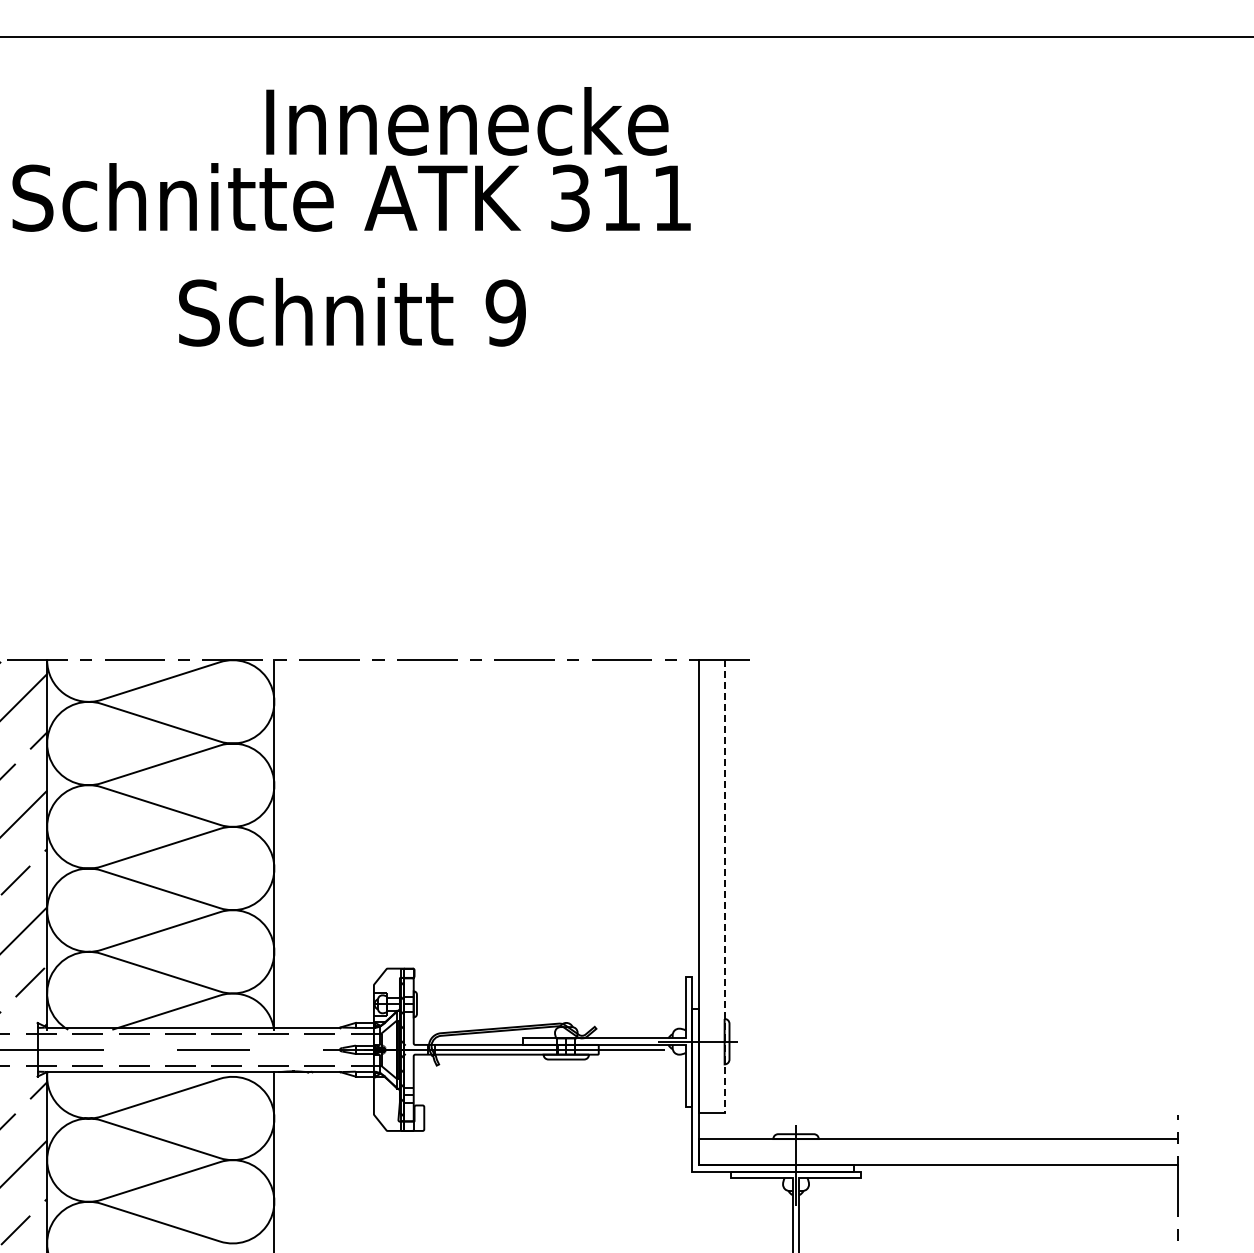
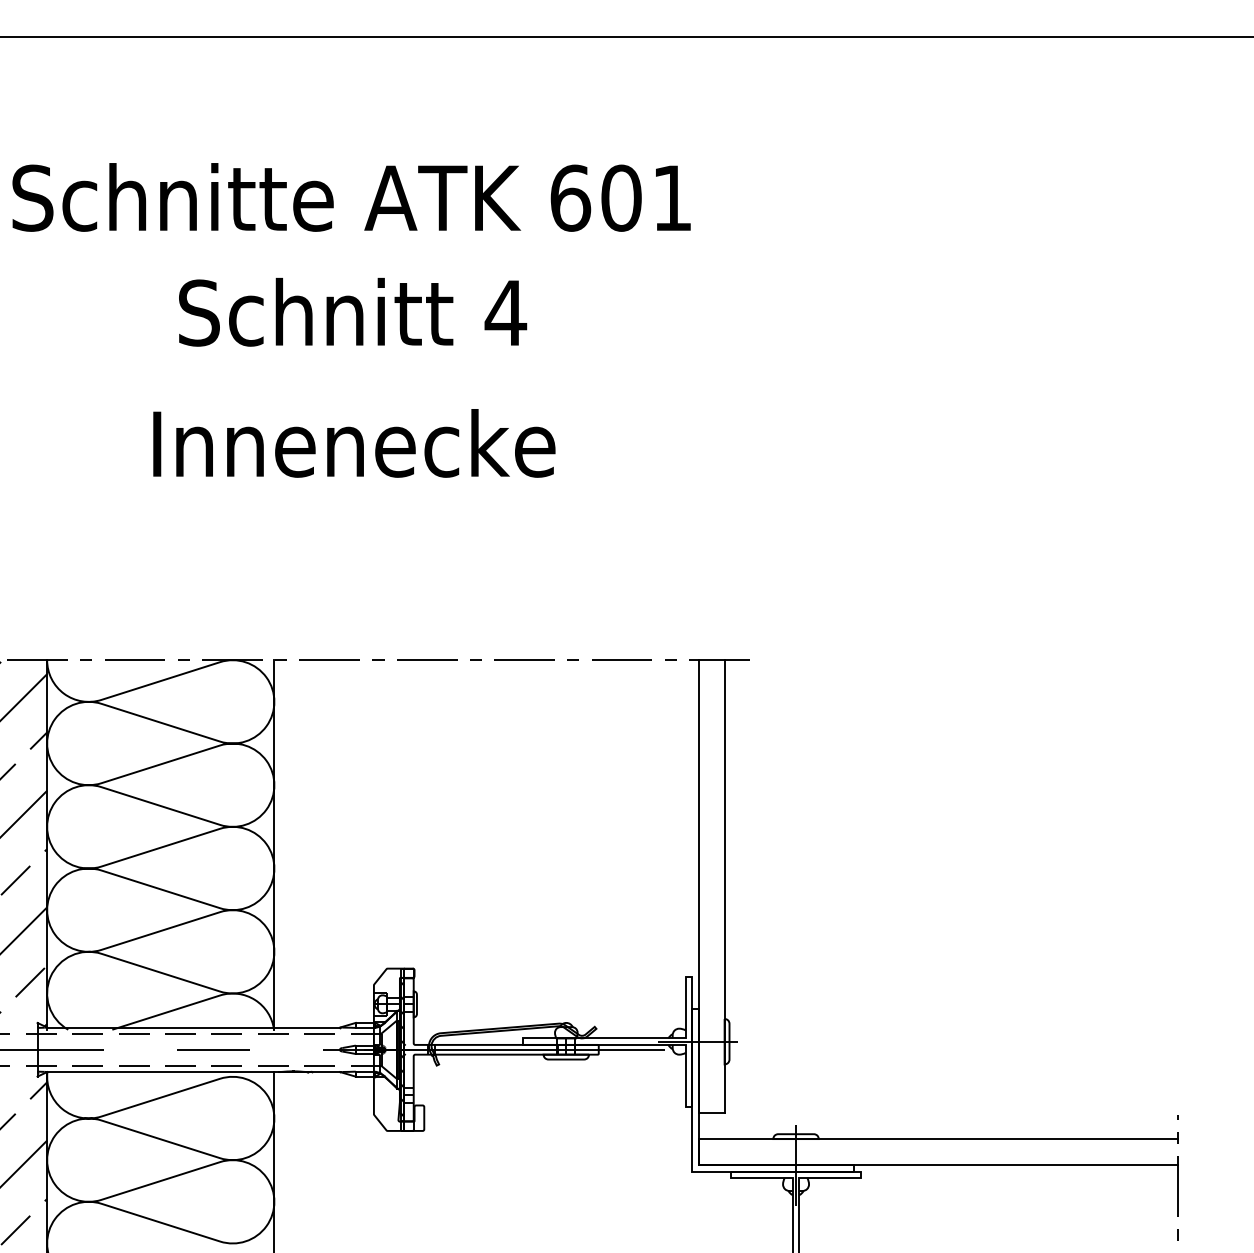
text position: (467, 121) -> (354, 443) (354, 443)
text: 311 -> 601 (595, 197)
text: 9 -> 4 (505, 312)
line: dashed -> solid (724, 887)
